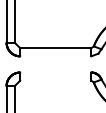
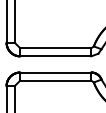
line: none -> present (55, 56)
line: none -> present (55, 72)
line: none -> present (55, 80)
